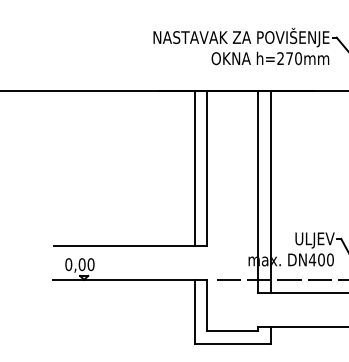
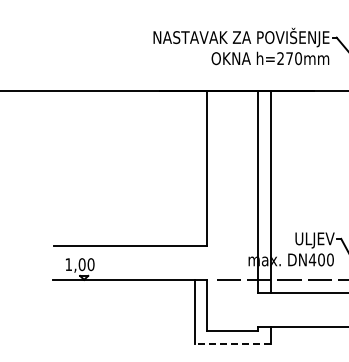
line: present -> none (194, 168)
text: 0,00 -> 1,00 (68, 264)
line: solid -> dashed (232, 343)
